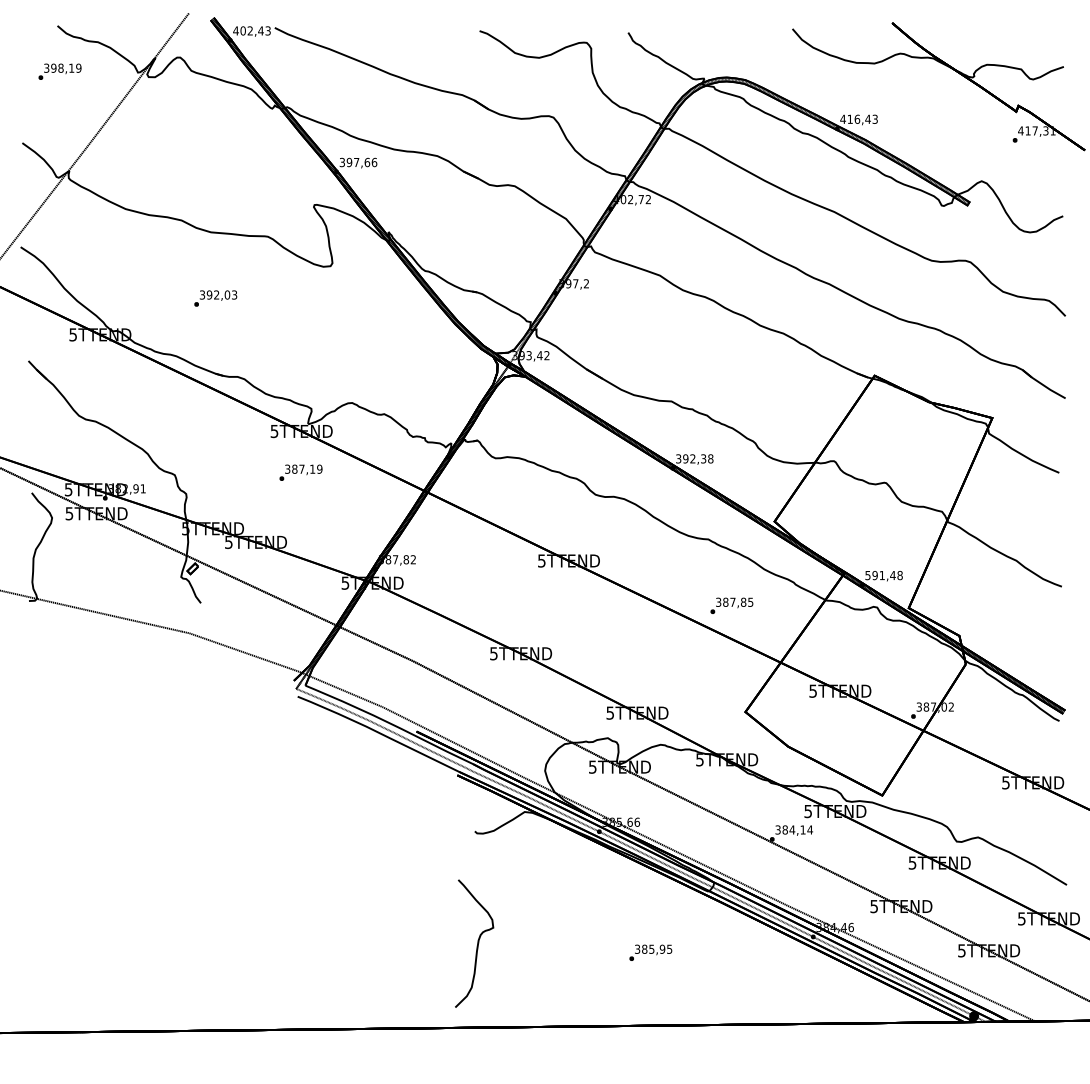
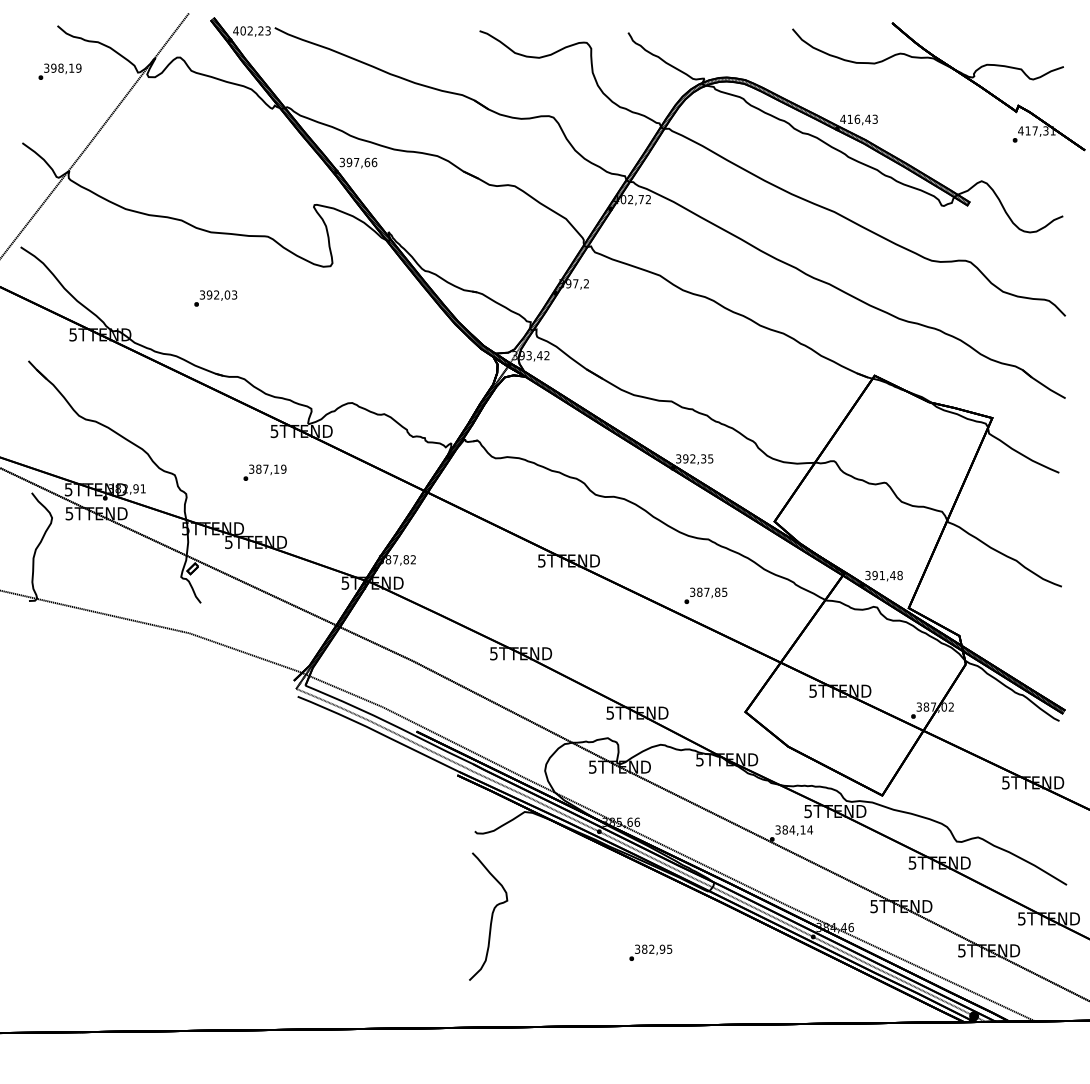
text: 402,43 -> 402,23 (260, 30)
text: 392,38 -> 392,35 (710, 458)
text position: (300, 472) -> (264, 472) (264, 472)
text: 591,48 -> 391,48 (867, 574)
text position: (731, 605) -> (705, 595) (705, 595)
part position: (474, 943) -> (488, 916) (488, 916)
text: 385,95 -> 382,95 (651, 948)
